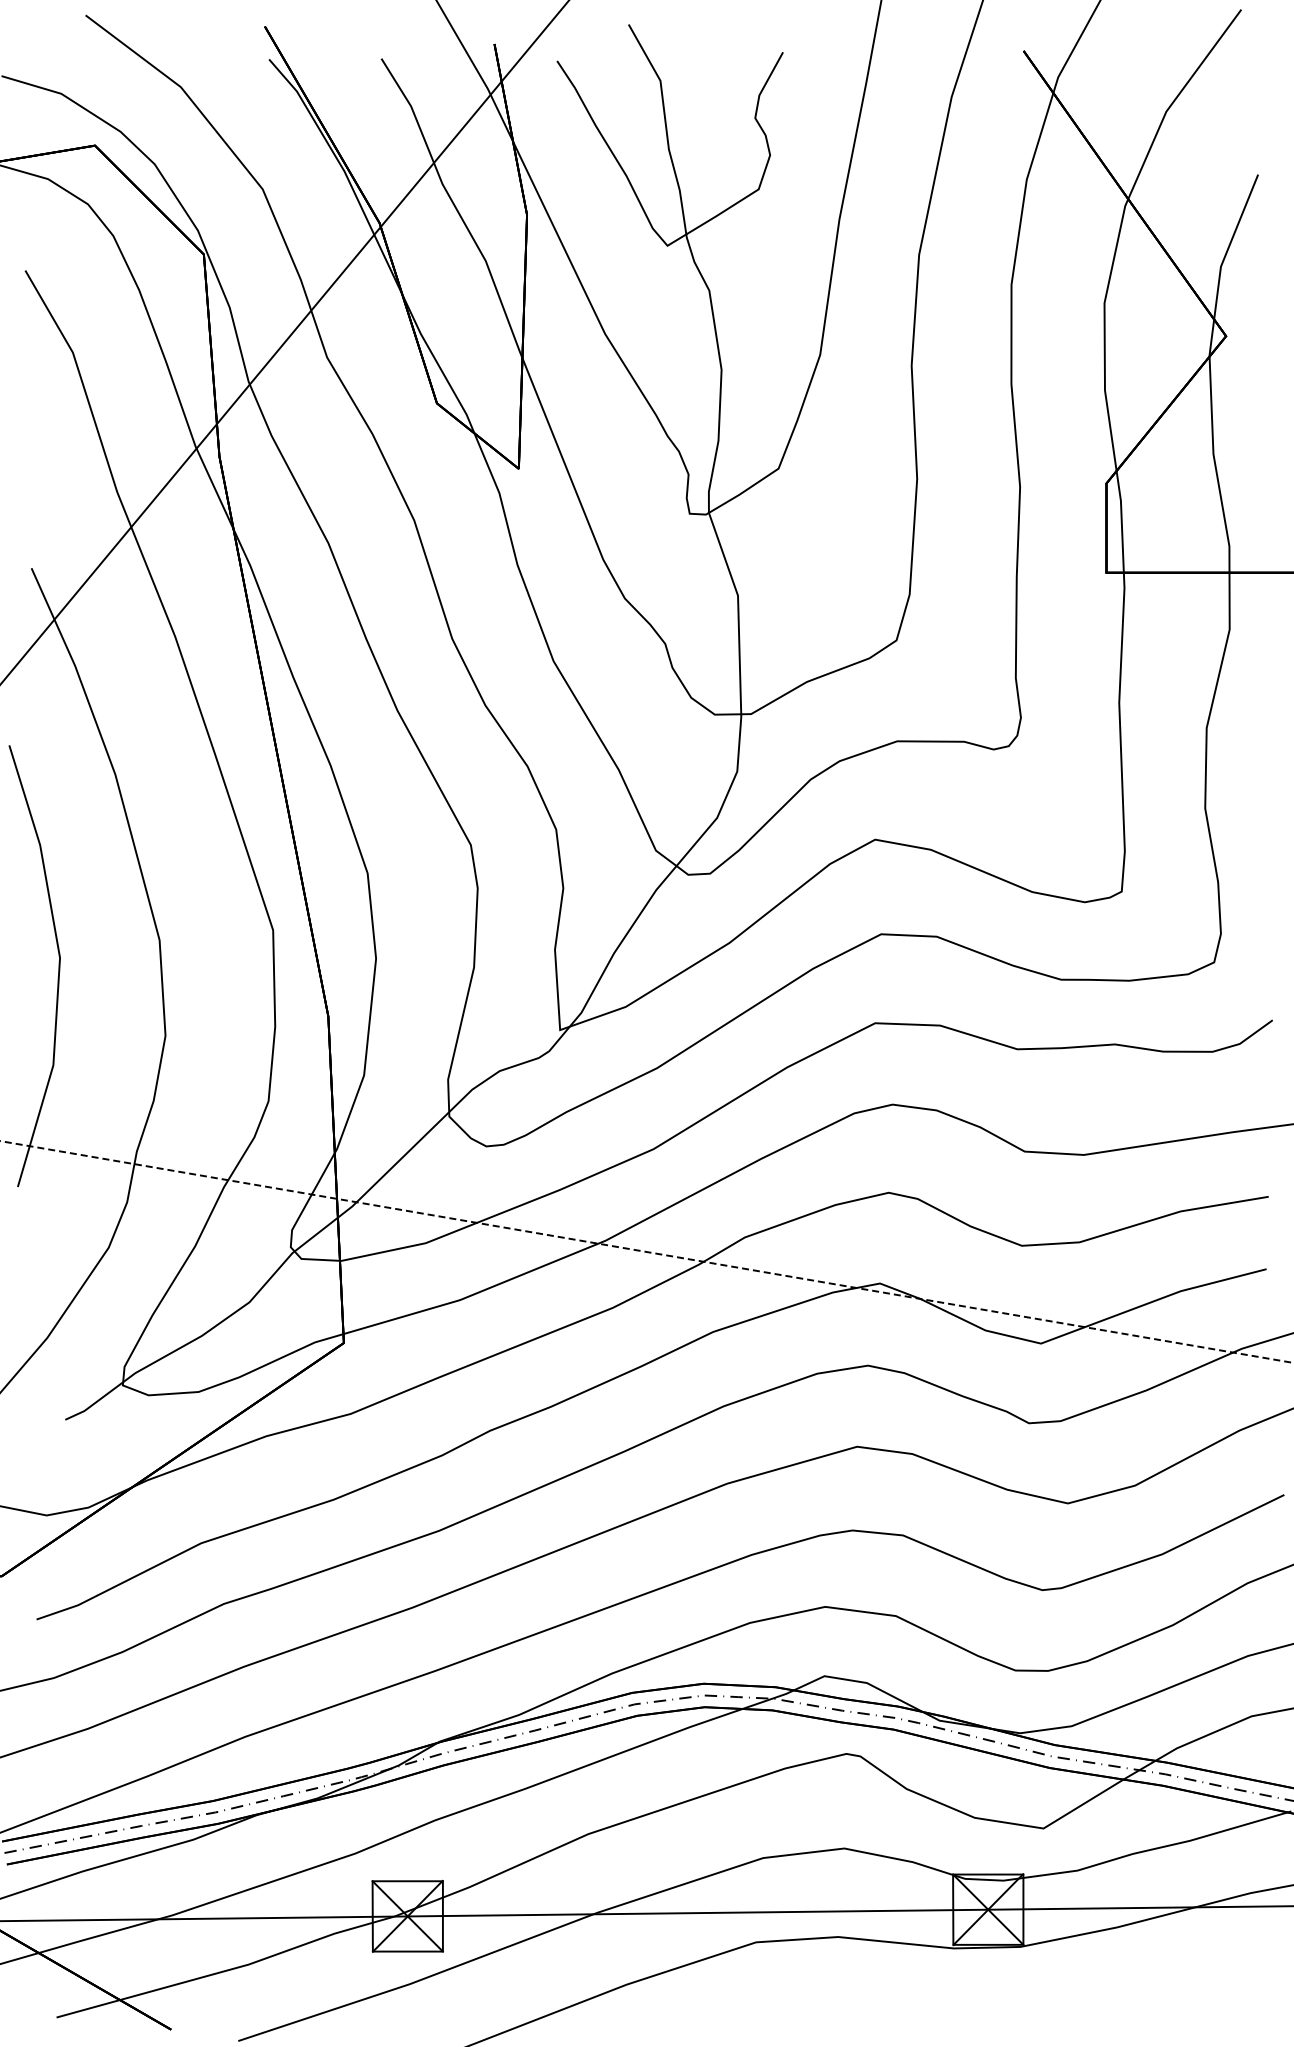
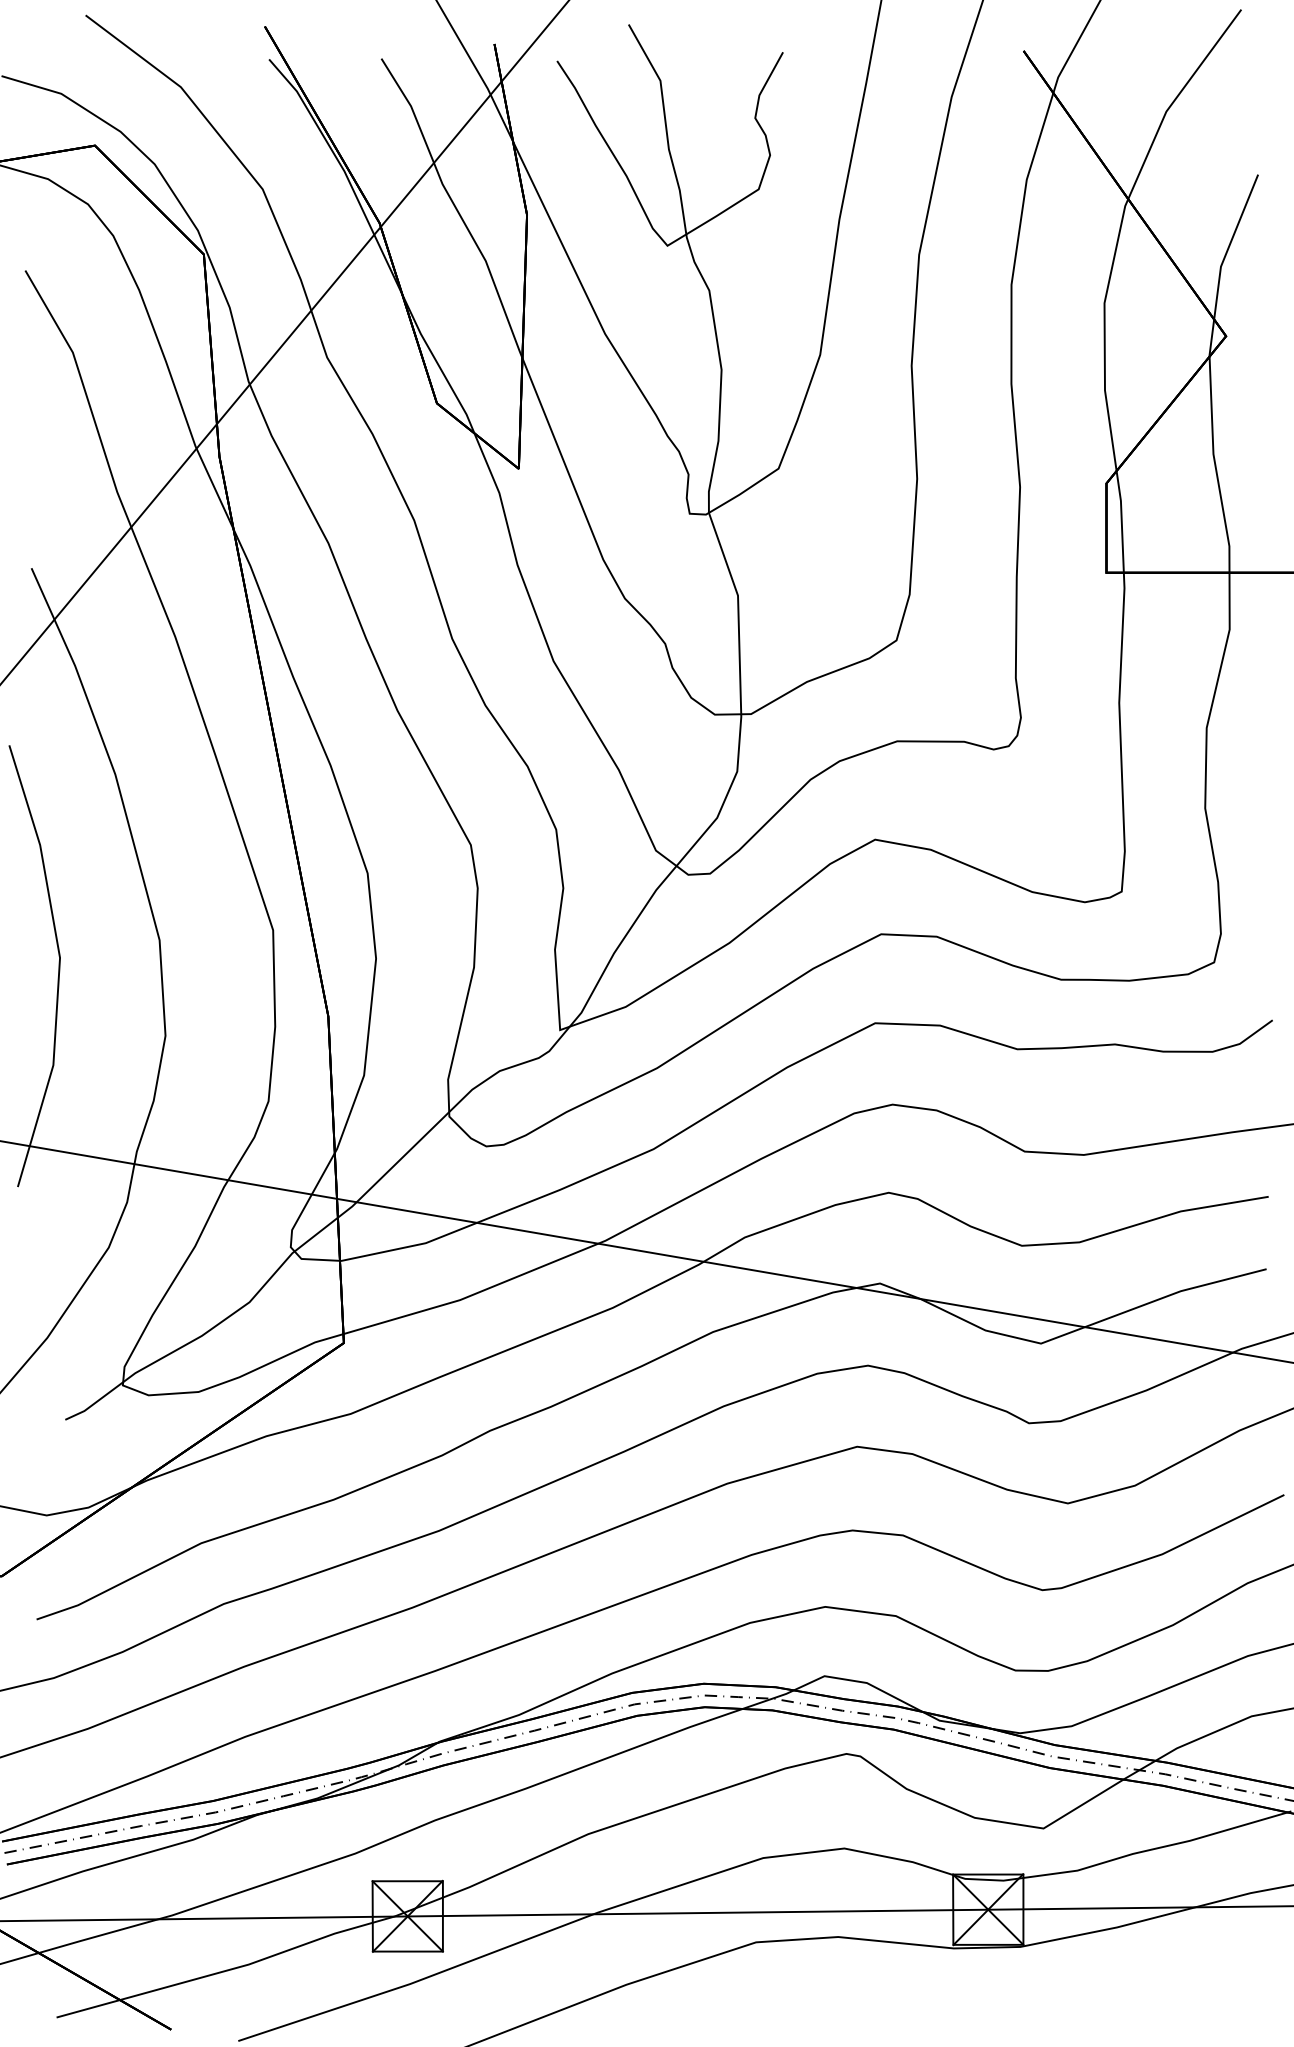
line: dashed -> solid (646, 1252)
